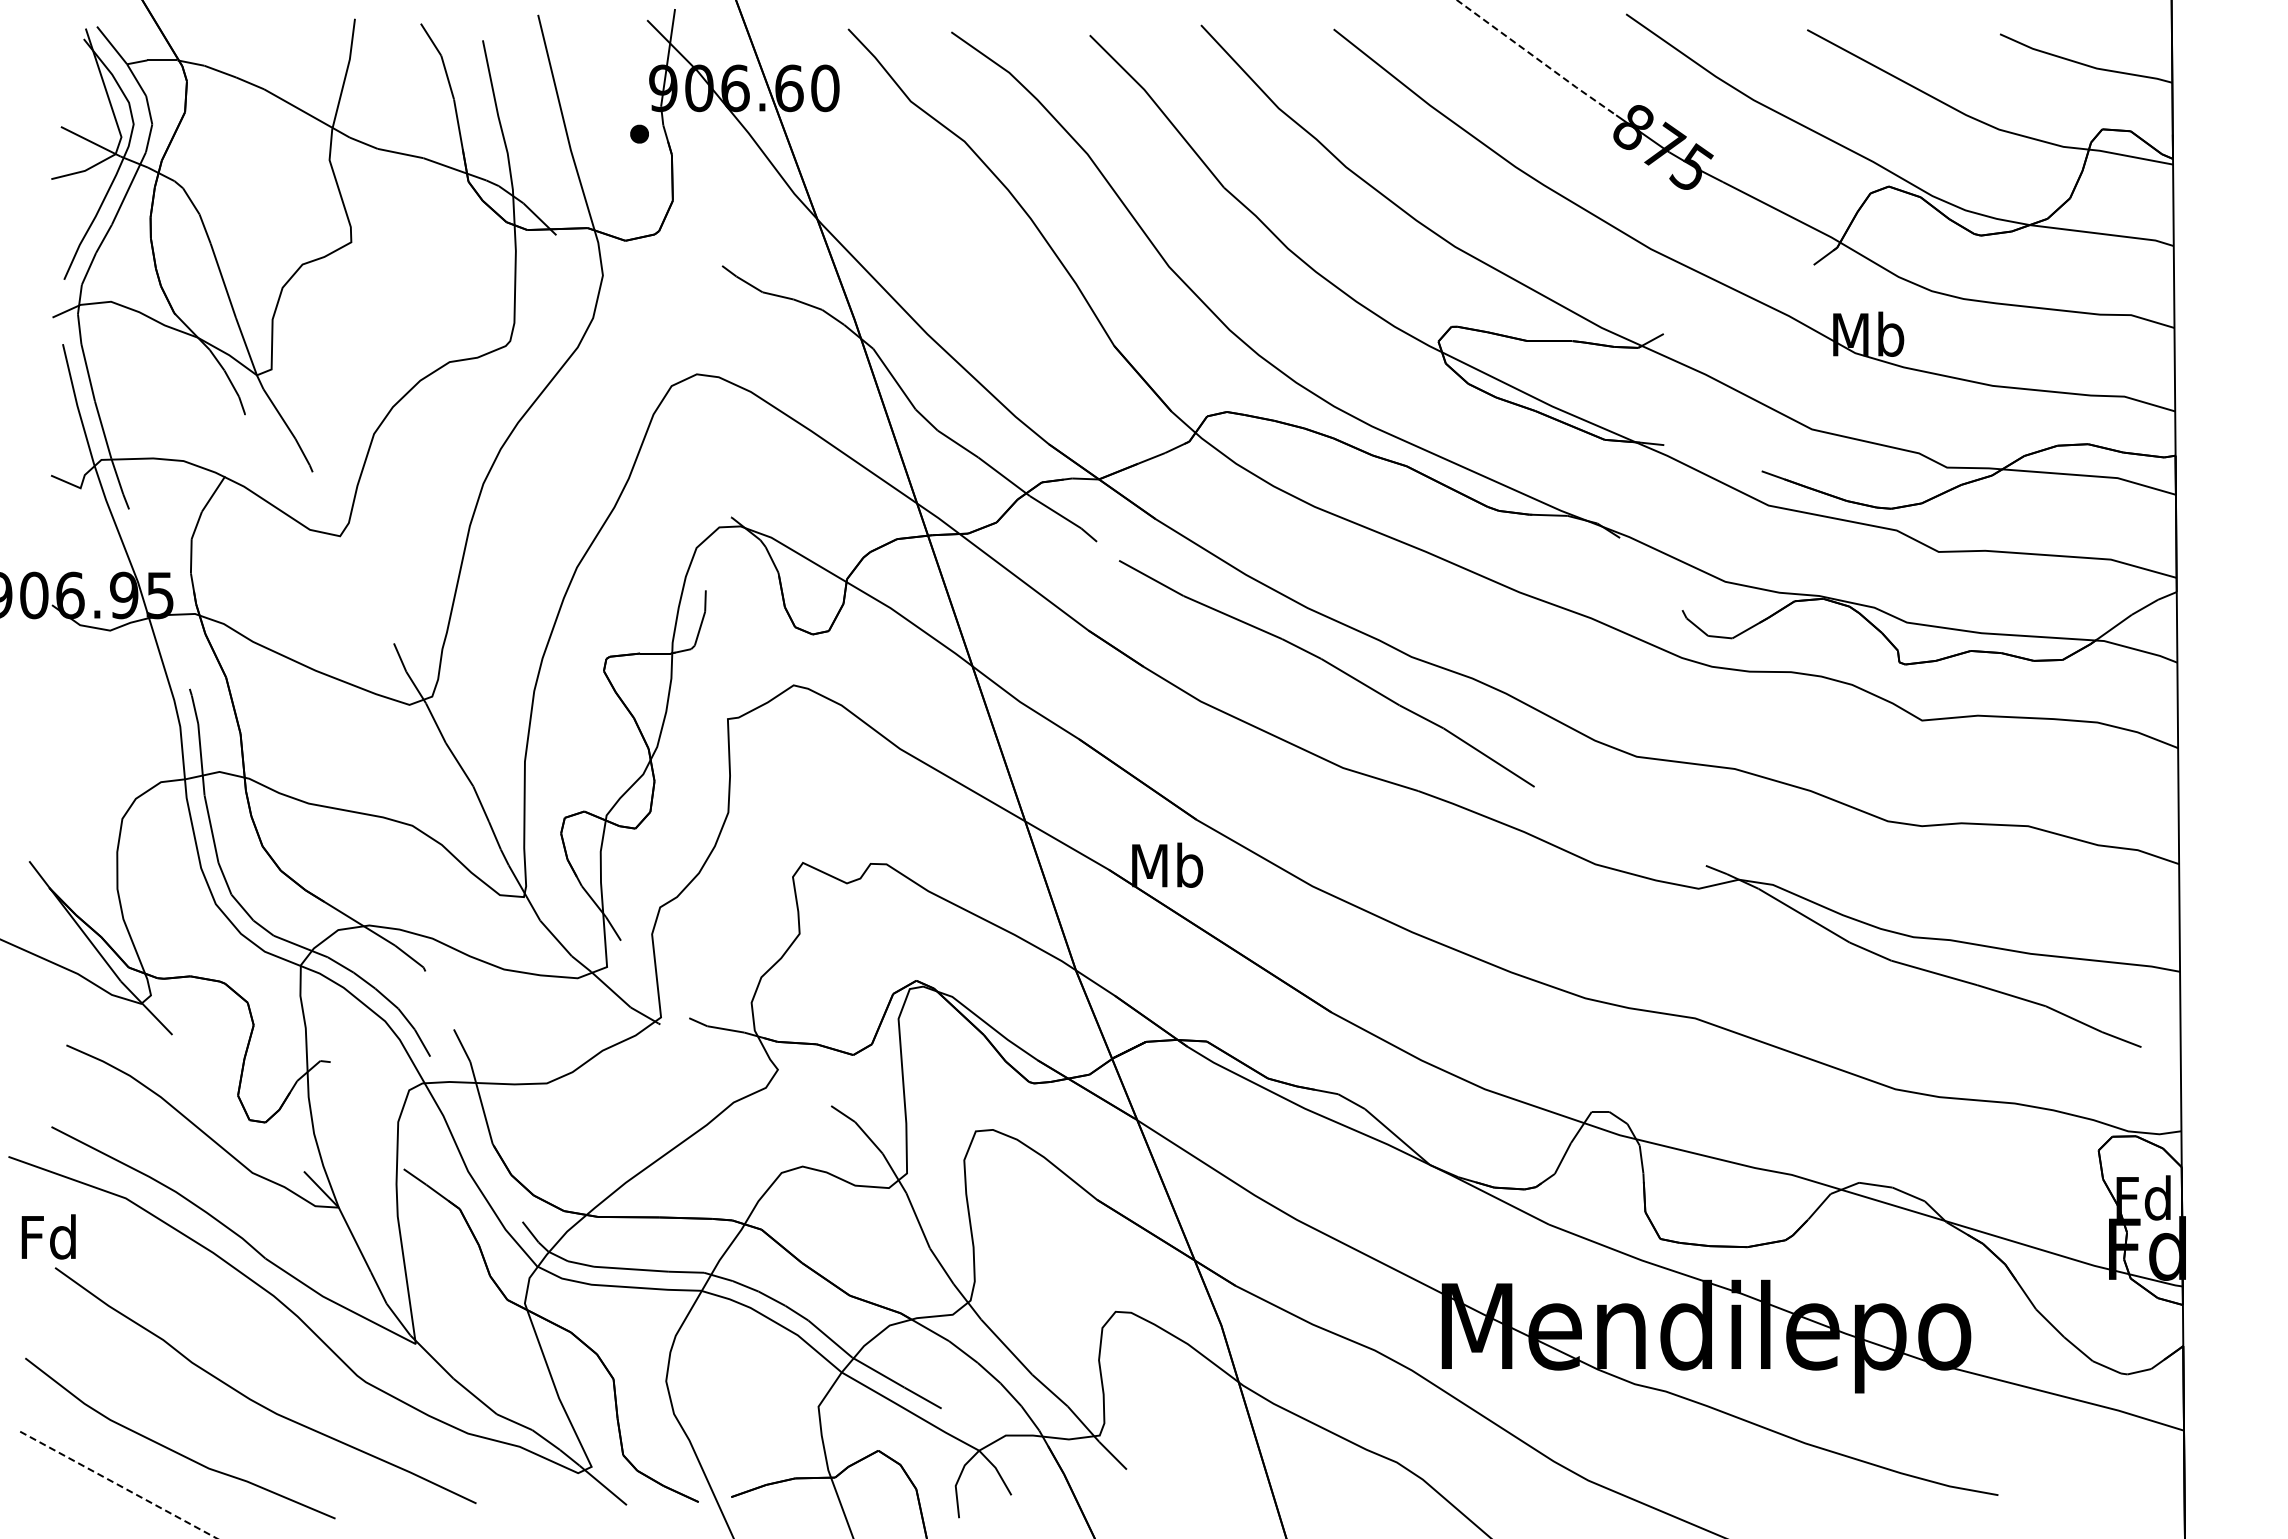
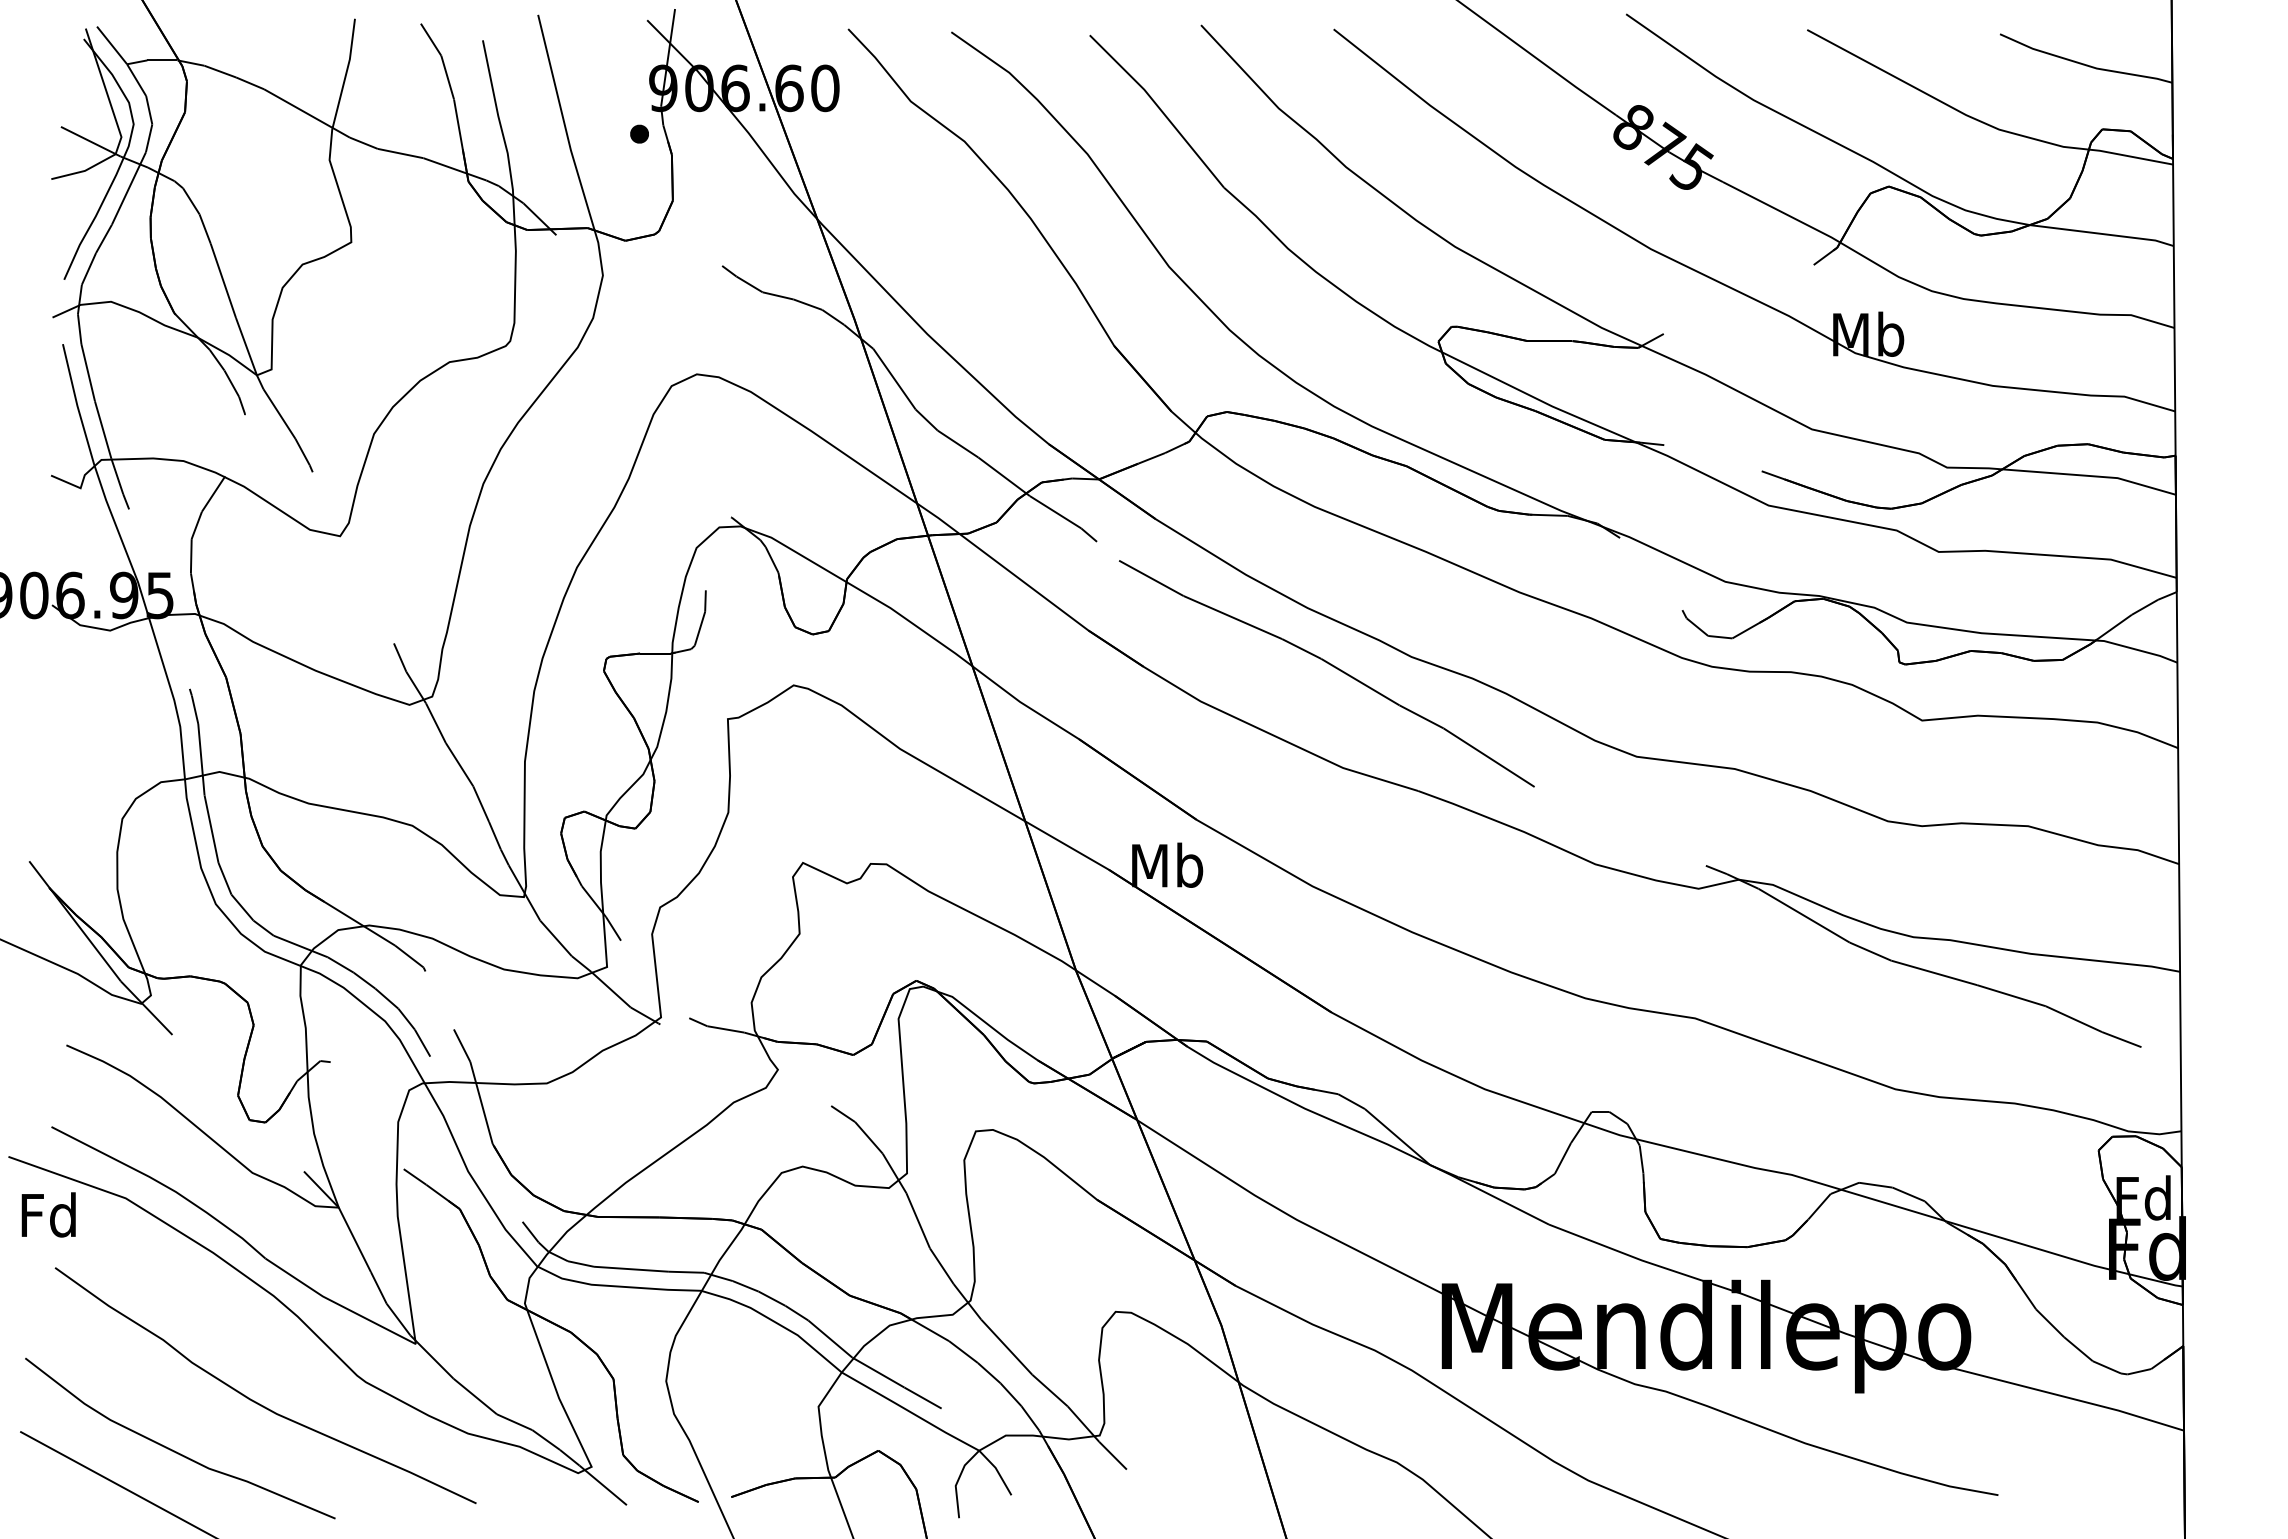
line: dashed -> solid (1536, 58)
text position: (48, 1236) -> (48, 1214) (48, 1214)
line: dashed -> solid (119, 1485)
